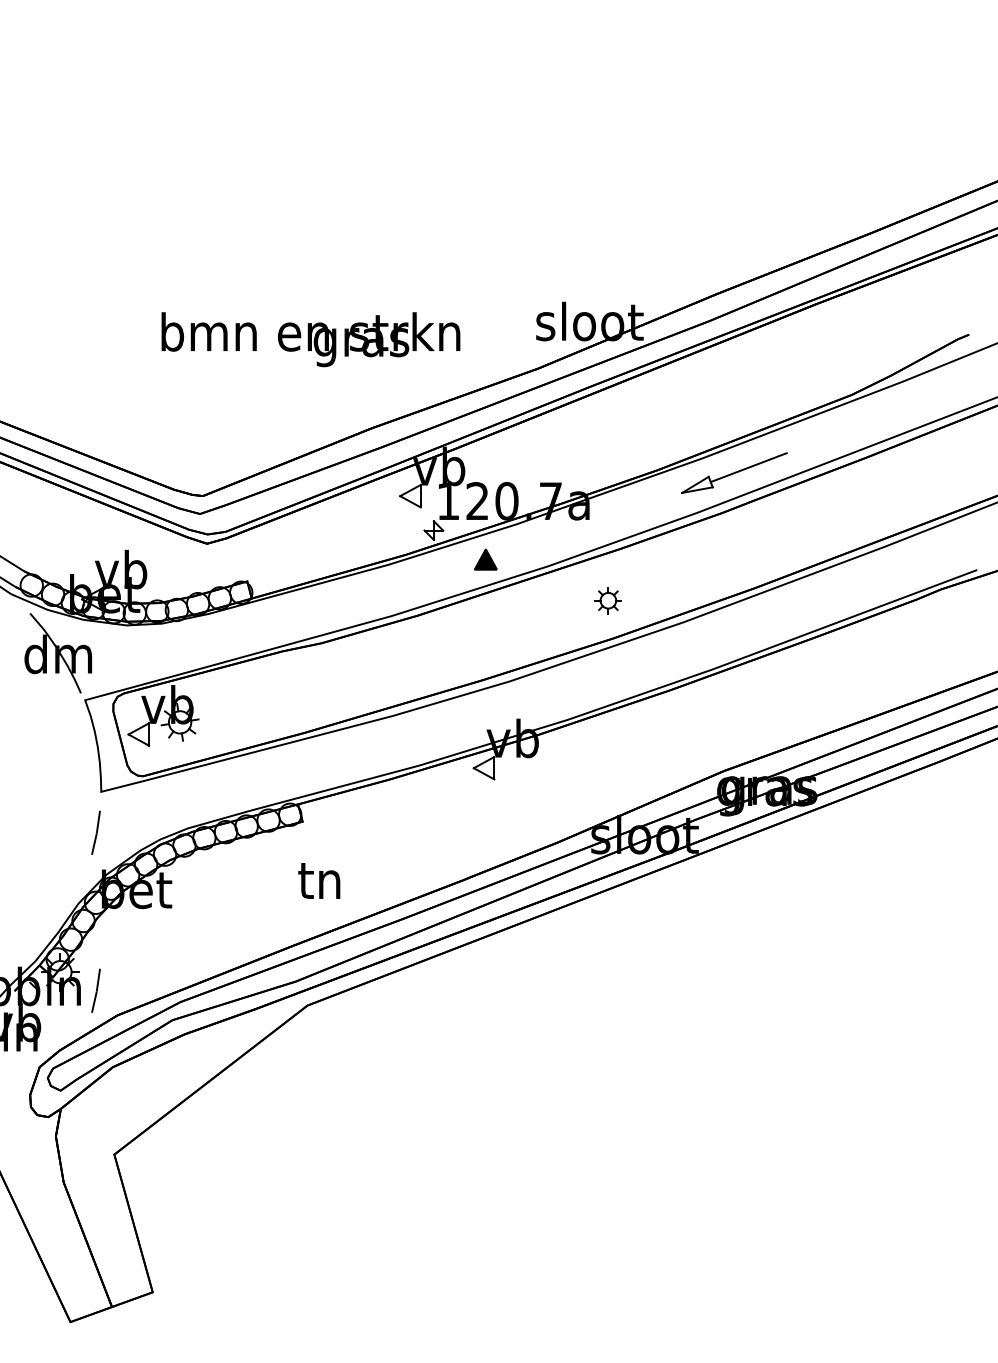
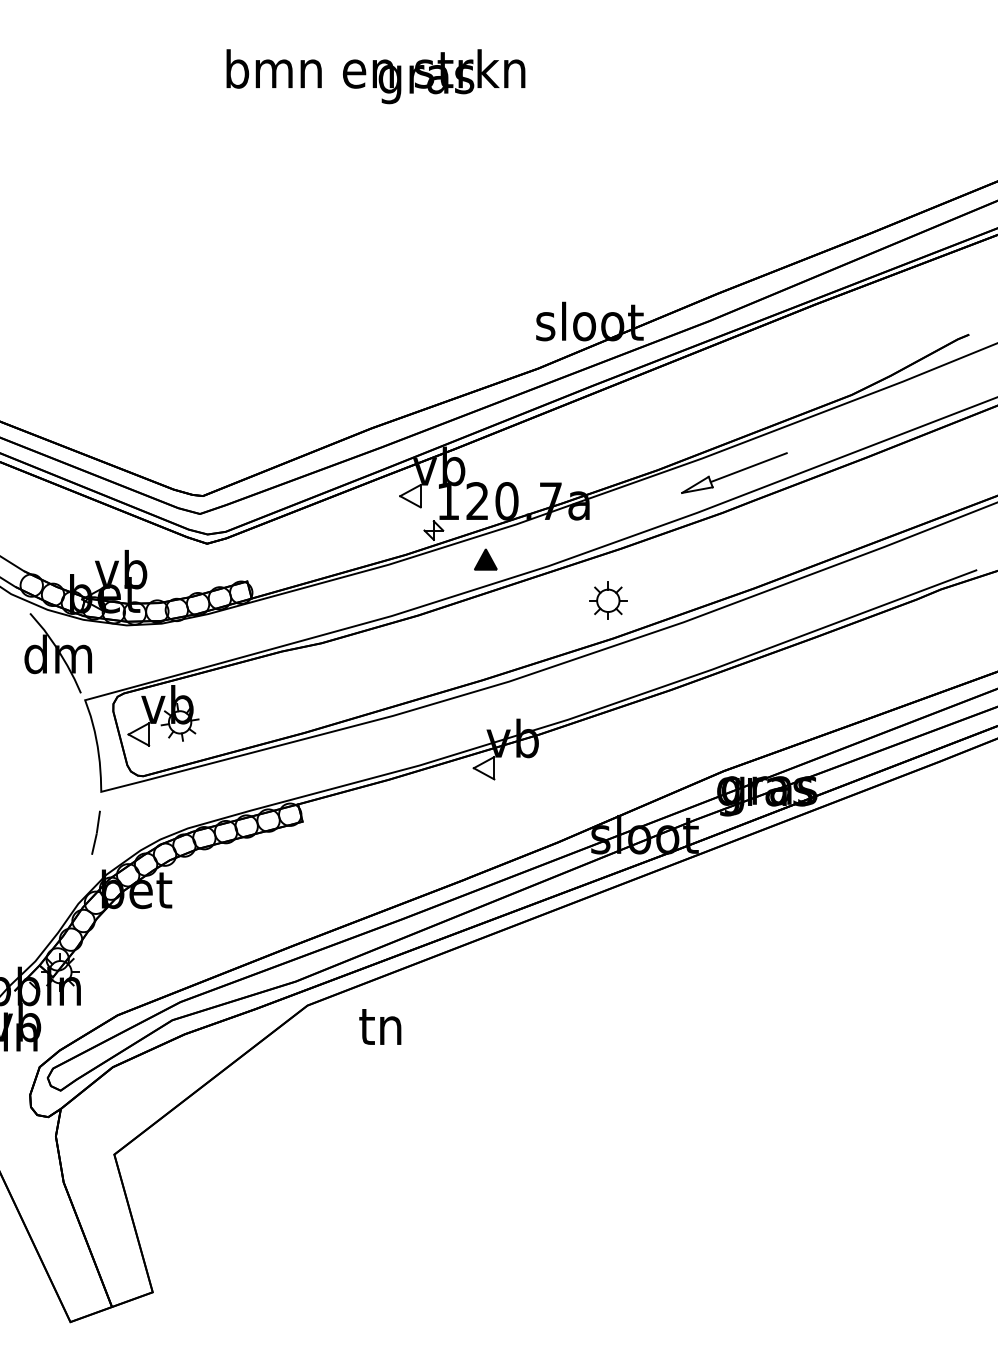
text position: (310, 339) -> (375, 76) (375, 76)
part size: 28x28 px -> 39x39 px (608, 600)
text position: (319, 880) -> (380, 1026) (380, 1026)
line: present -> none (96, 990)
